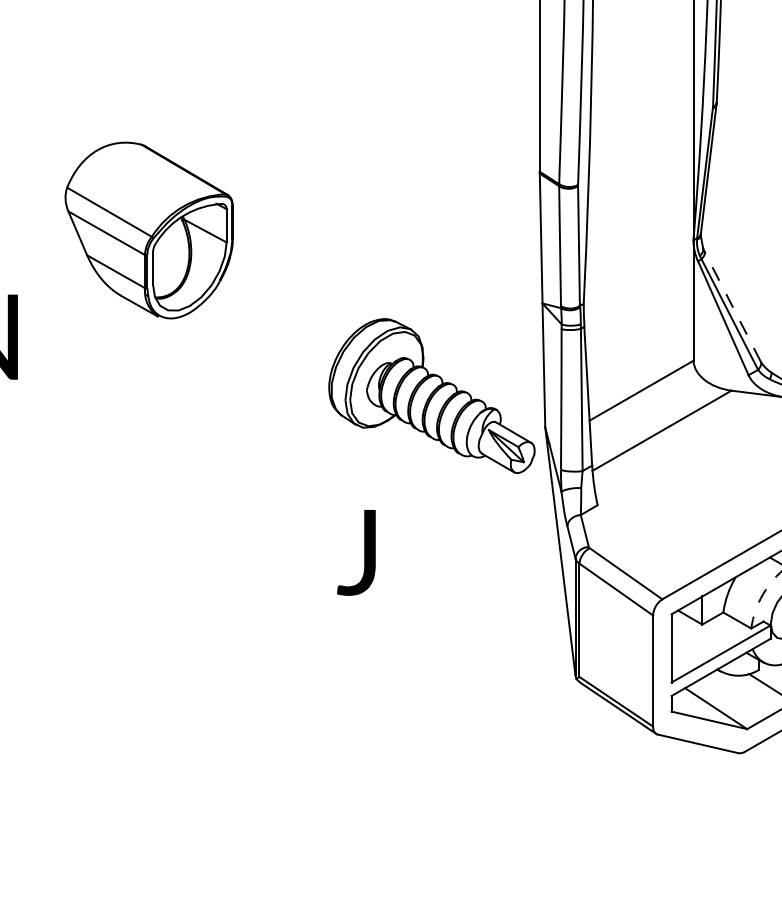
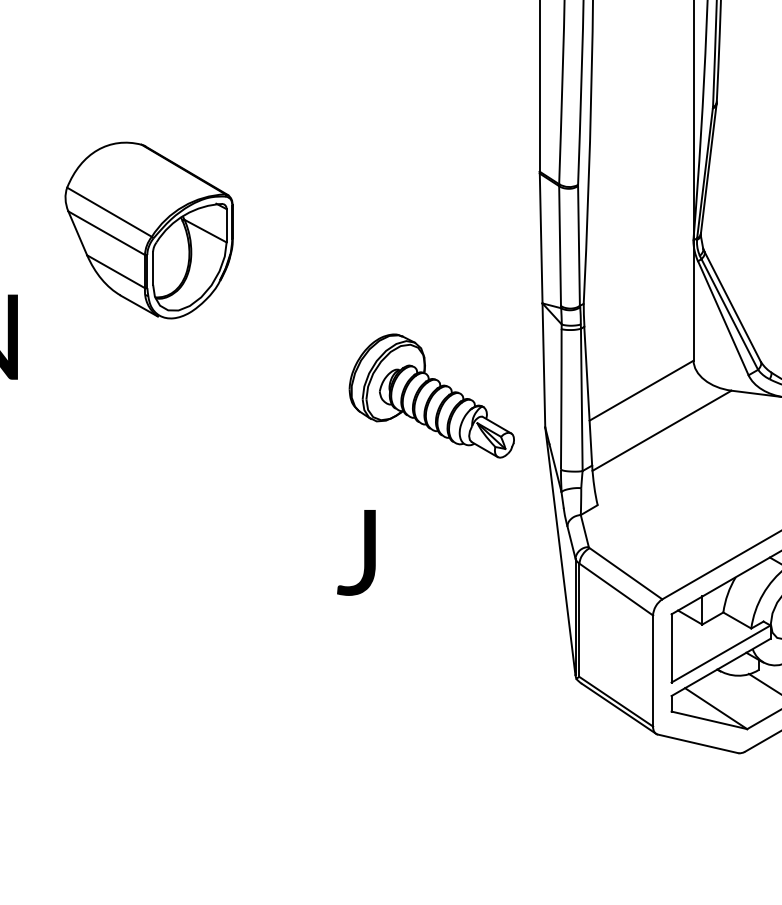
line: dashed -> solid (732, 305)
part size: 208x156 px -> 167x126 px (431, 395)
arc: dashed -> solid (761, 596)
